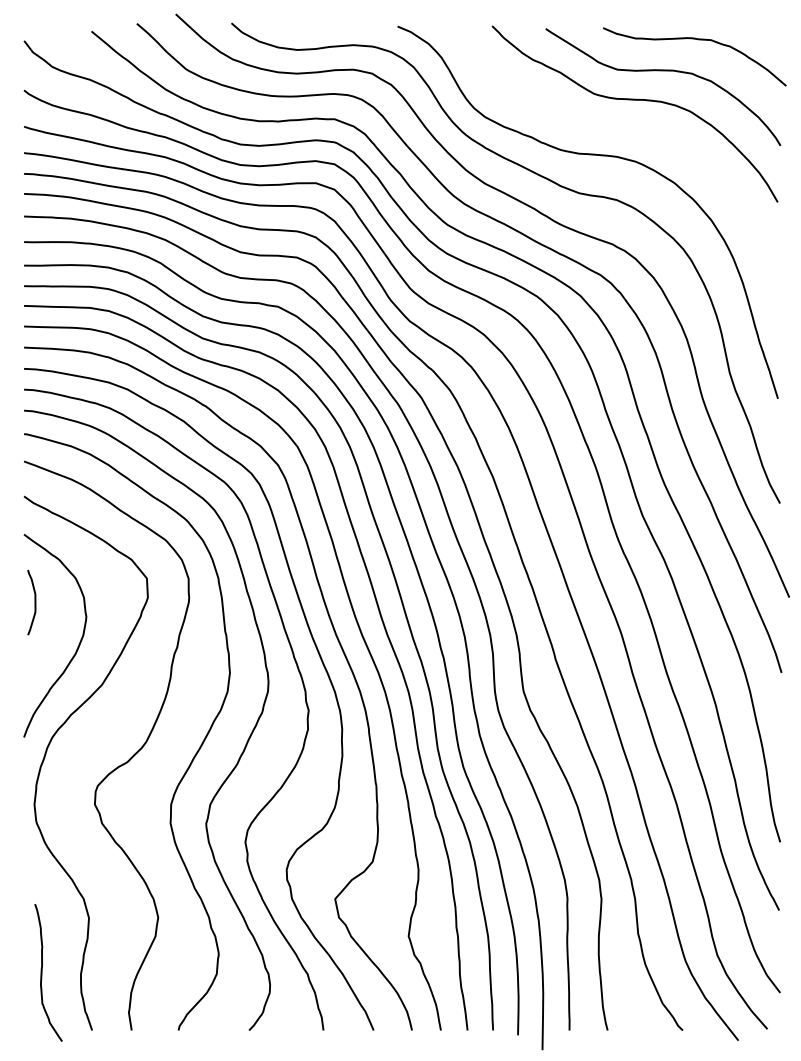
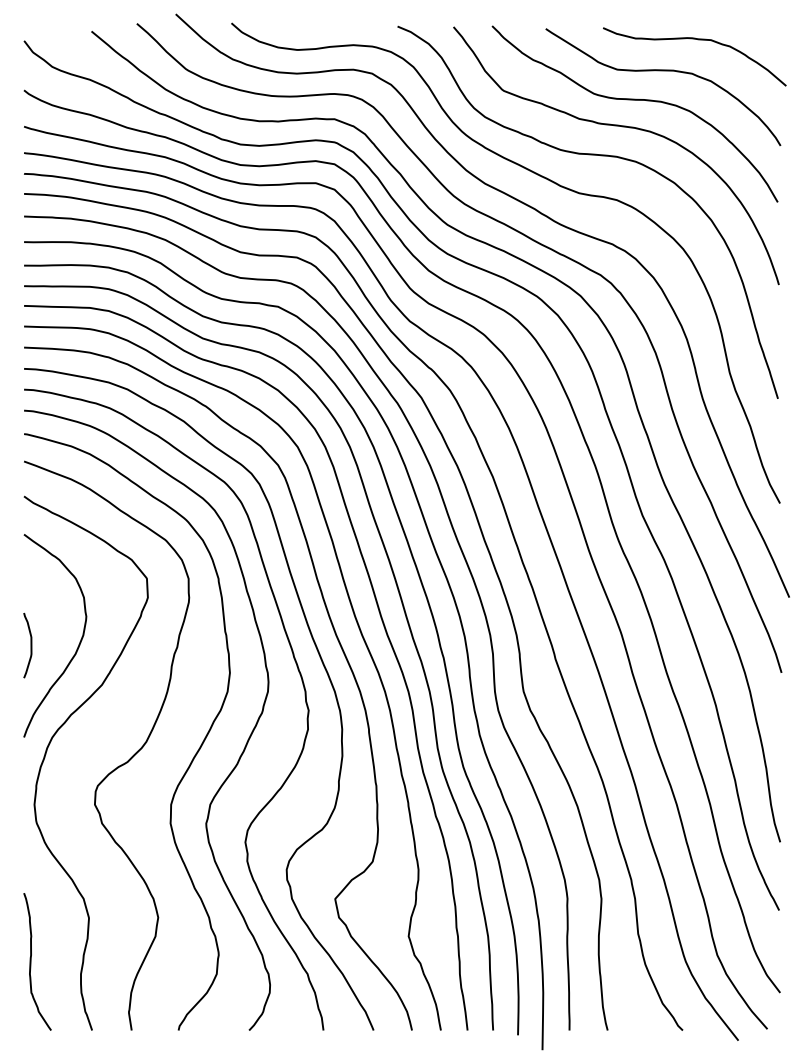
curve: none -> present (622, 127)
curve position: (34, 602) -> (30, 645) (30, 645)
curve position: (42, 972) -> (31, 961) (31, 961)
